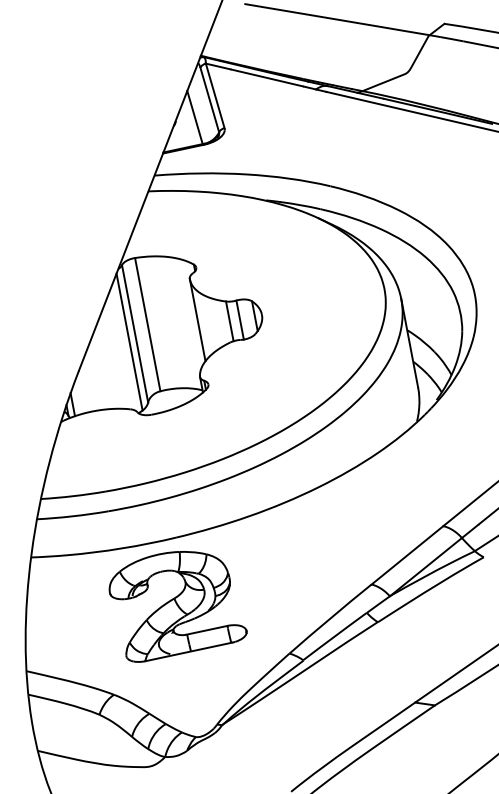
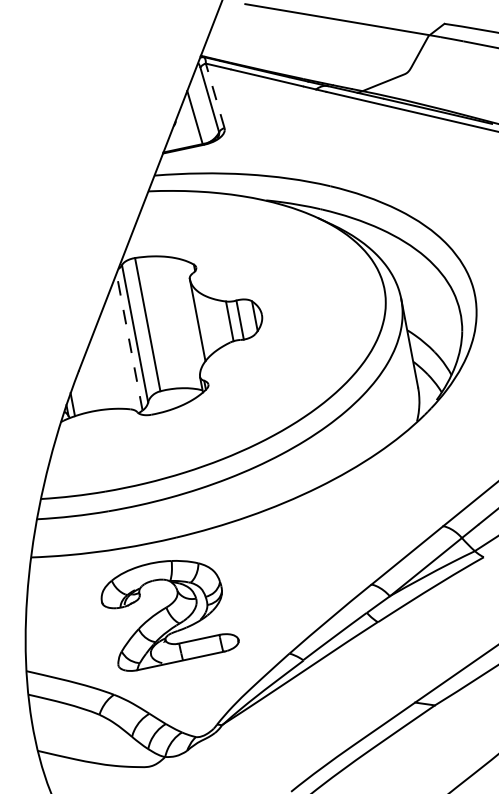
line: solid -> dashed (215, 95)
line: solid -> dashed (129, 342)
part position: (177, 606) -> (169, 615) (169, 615)
